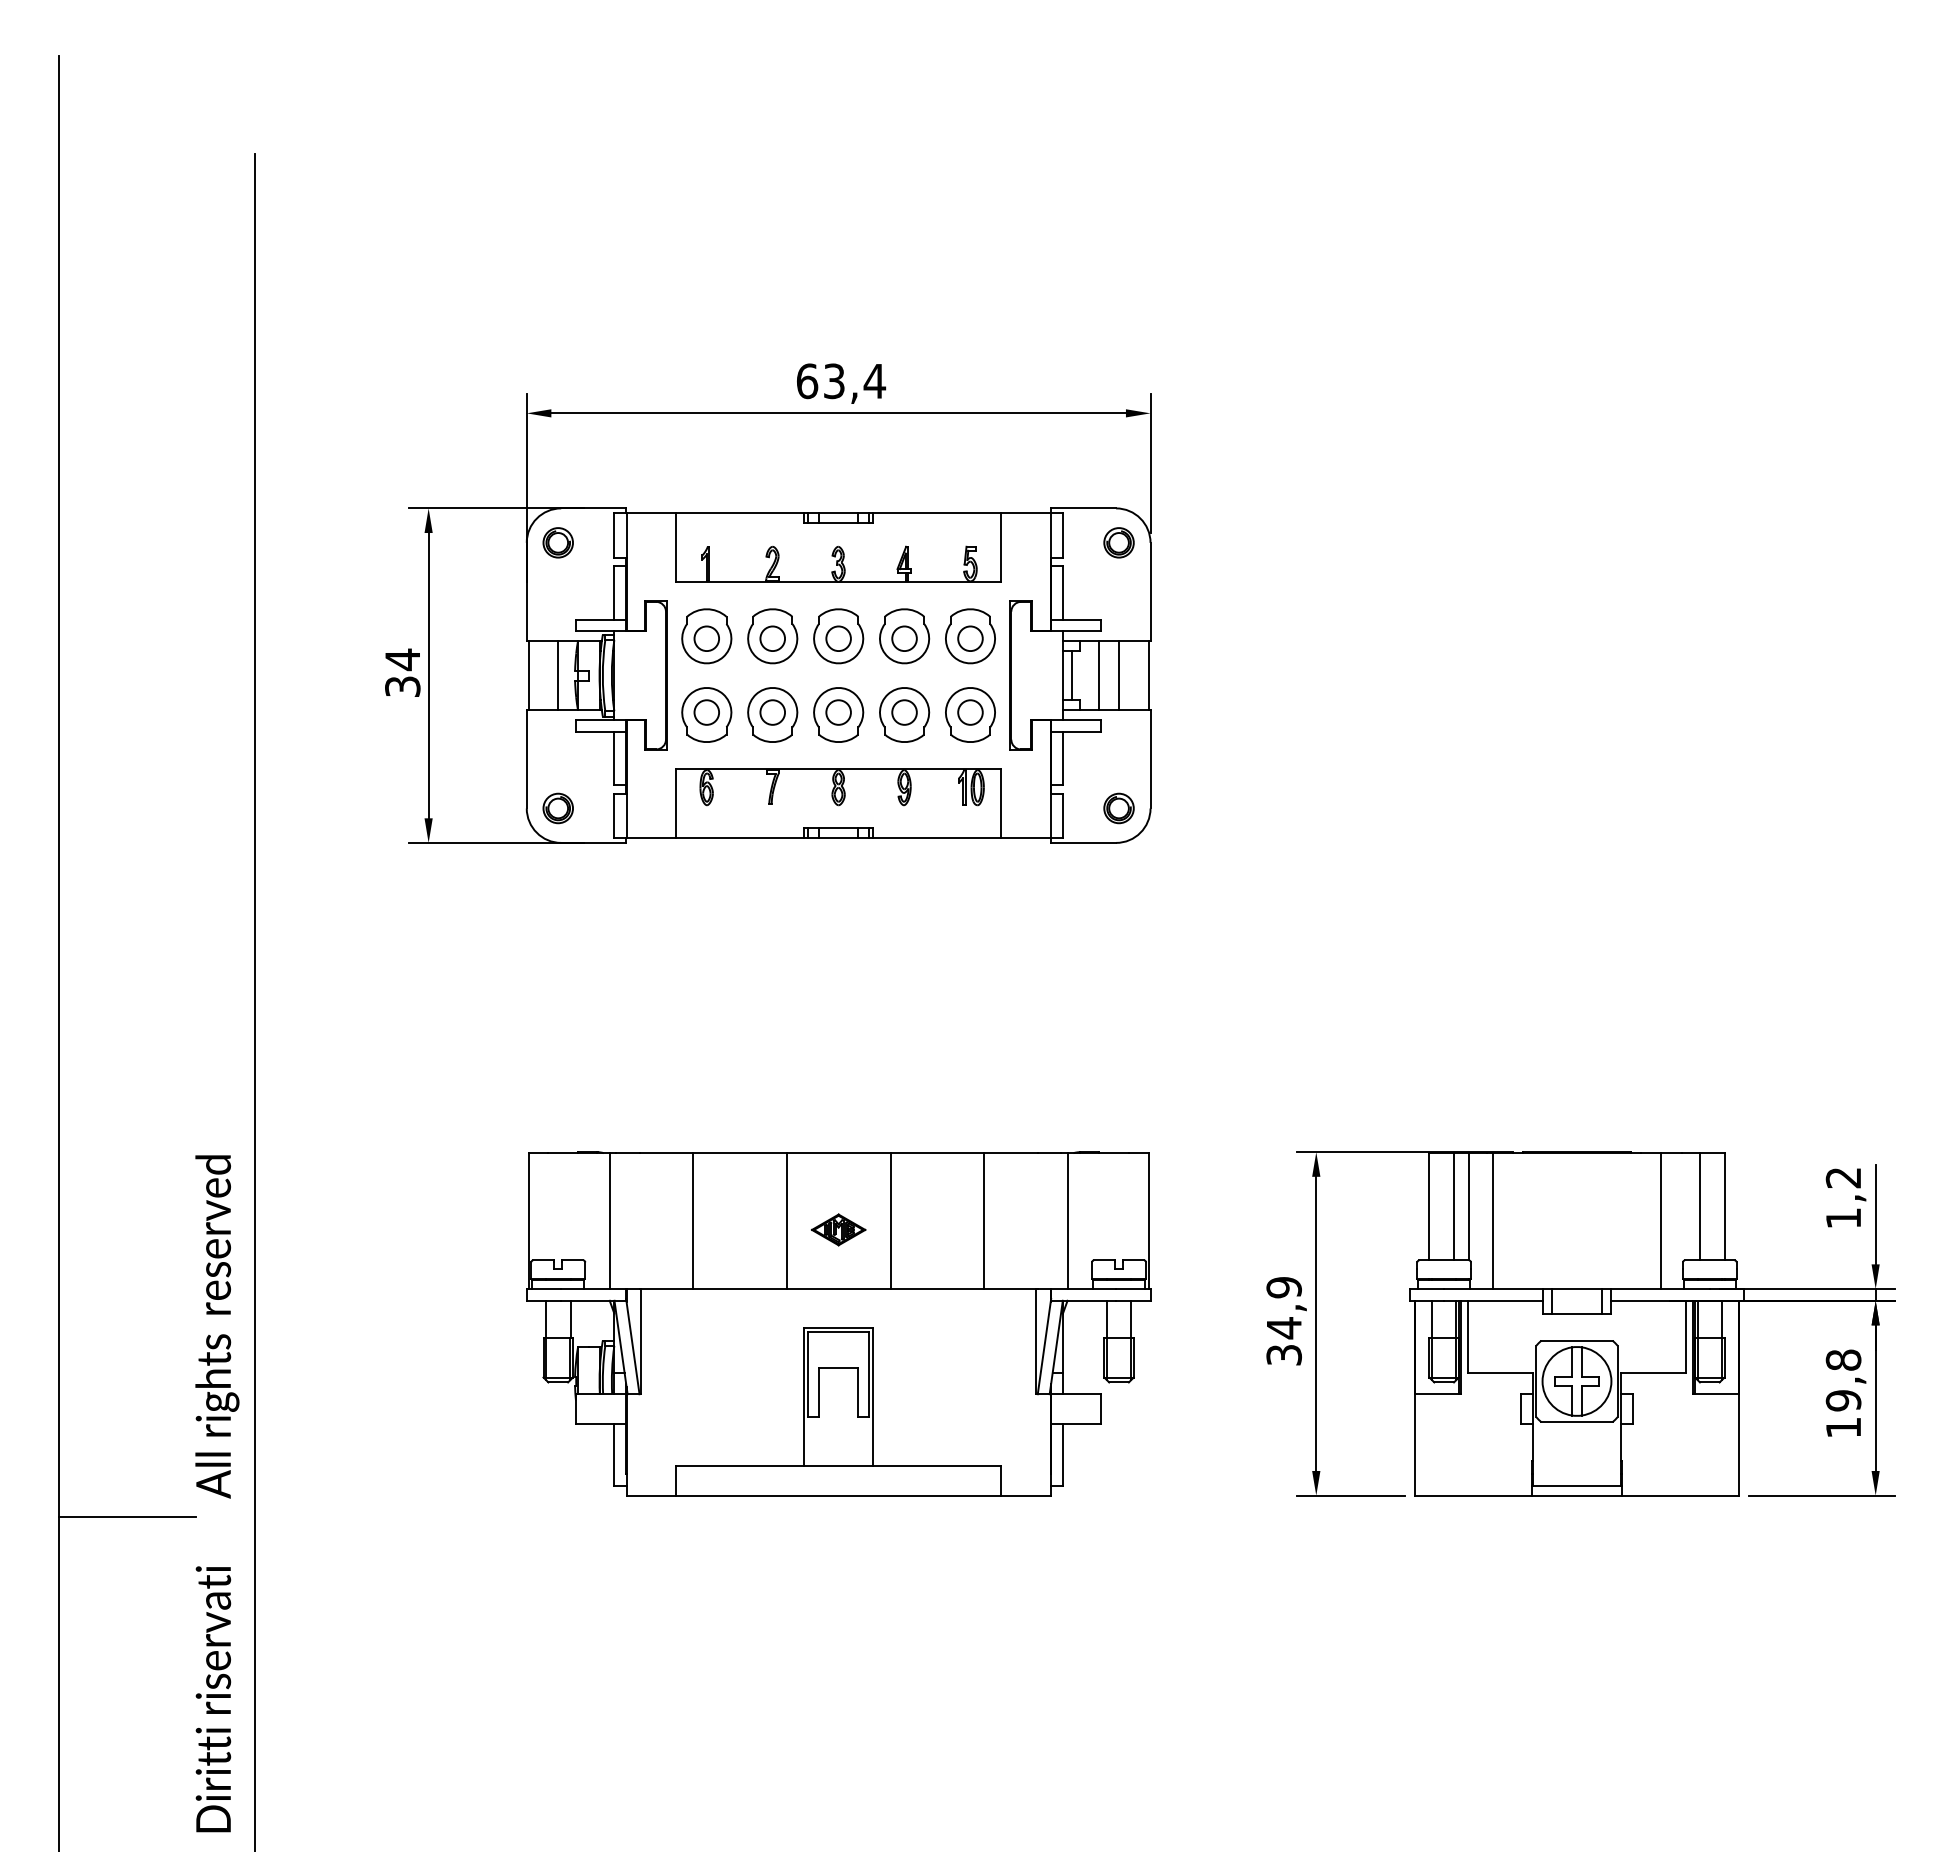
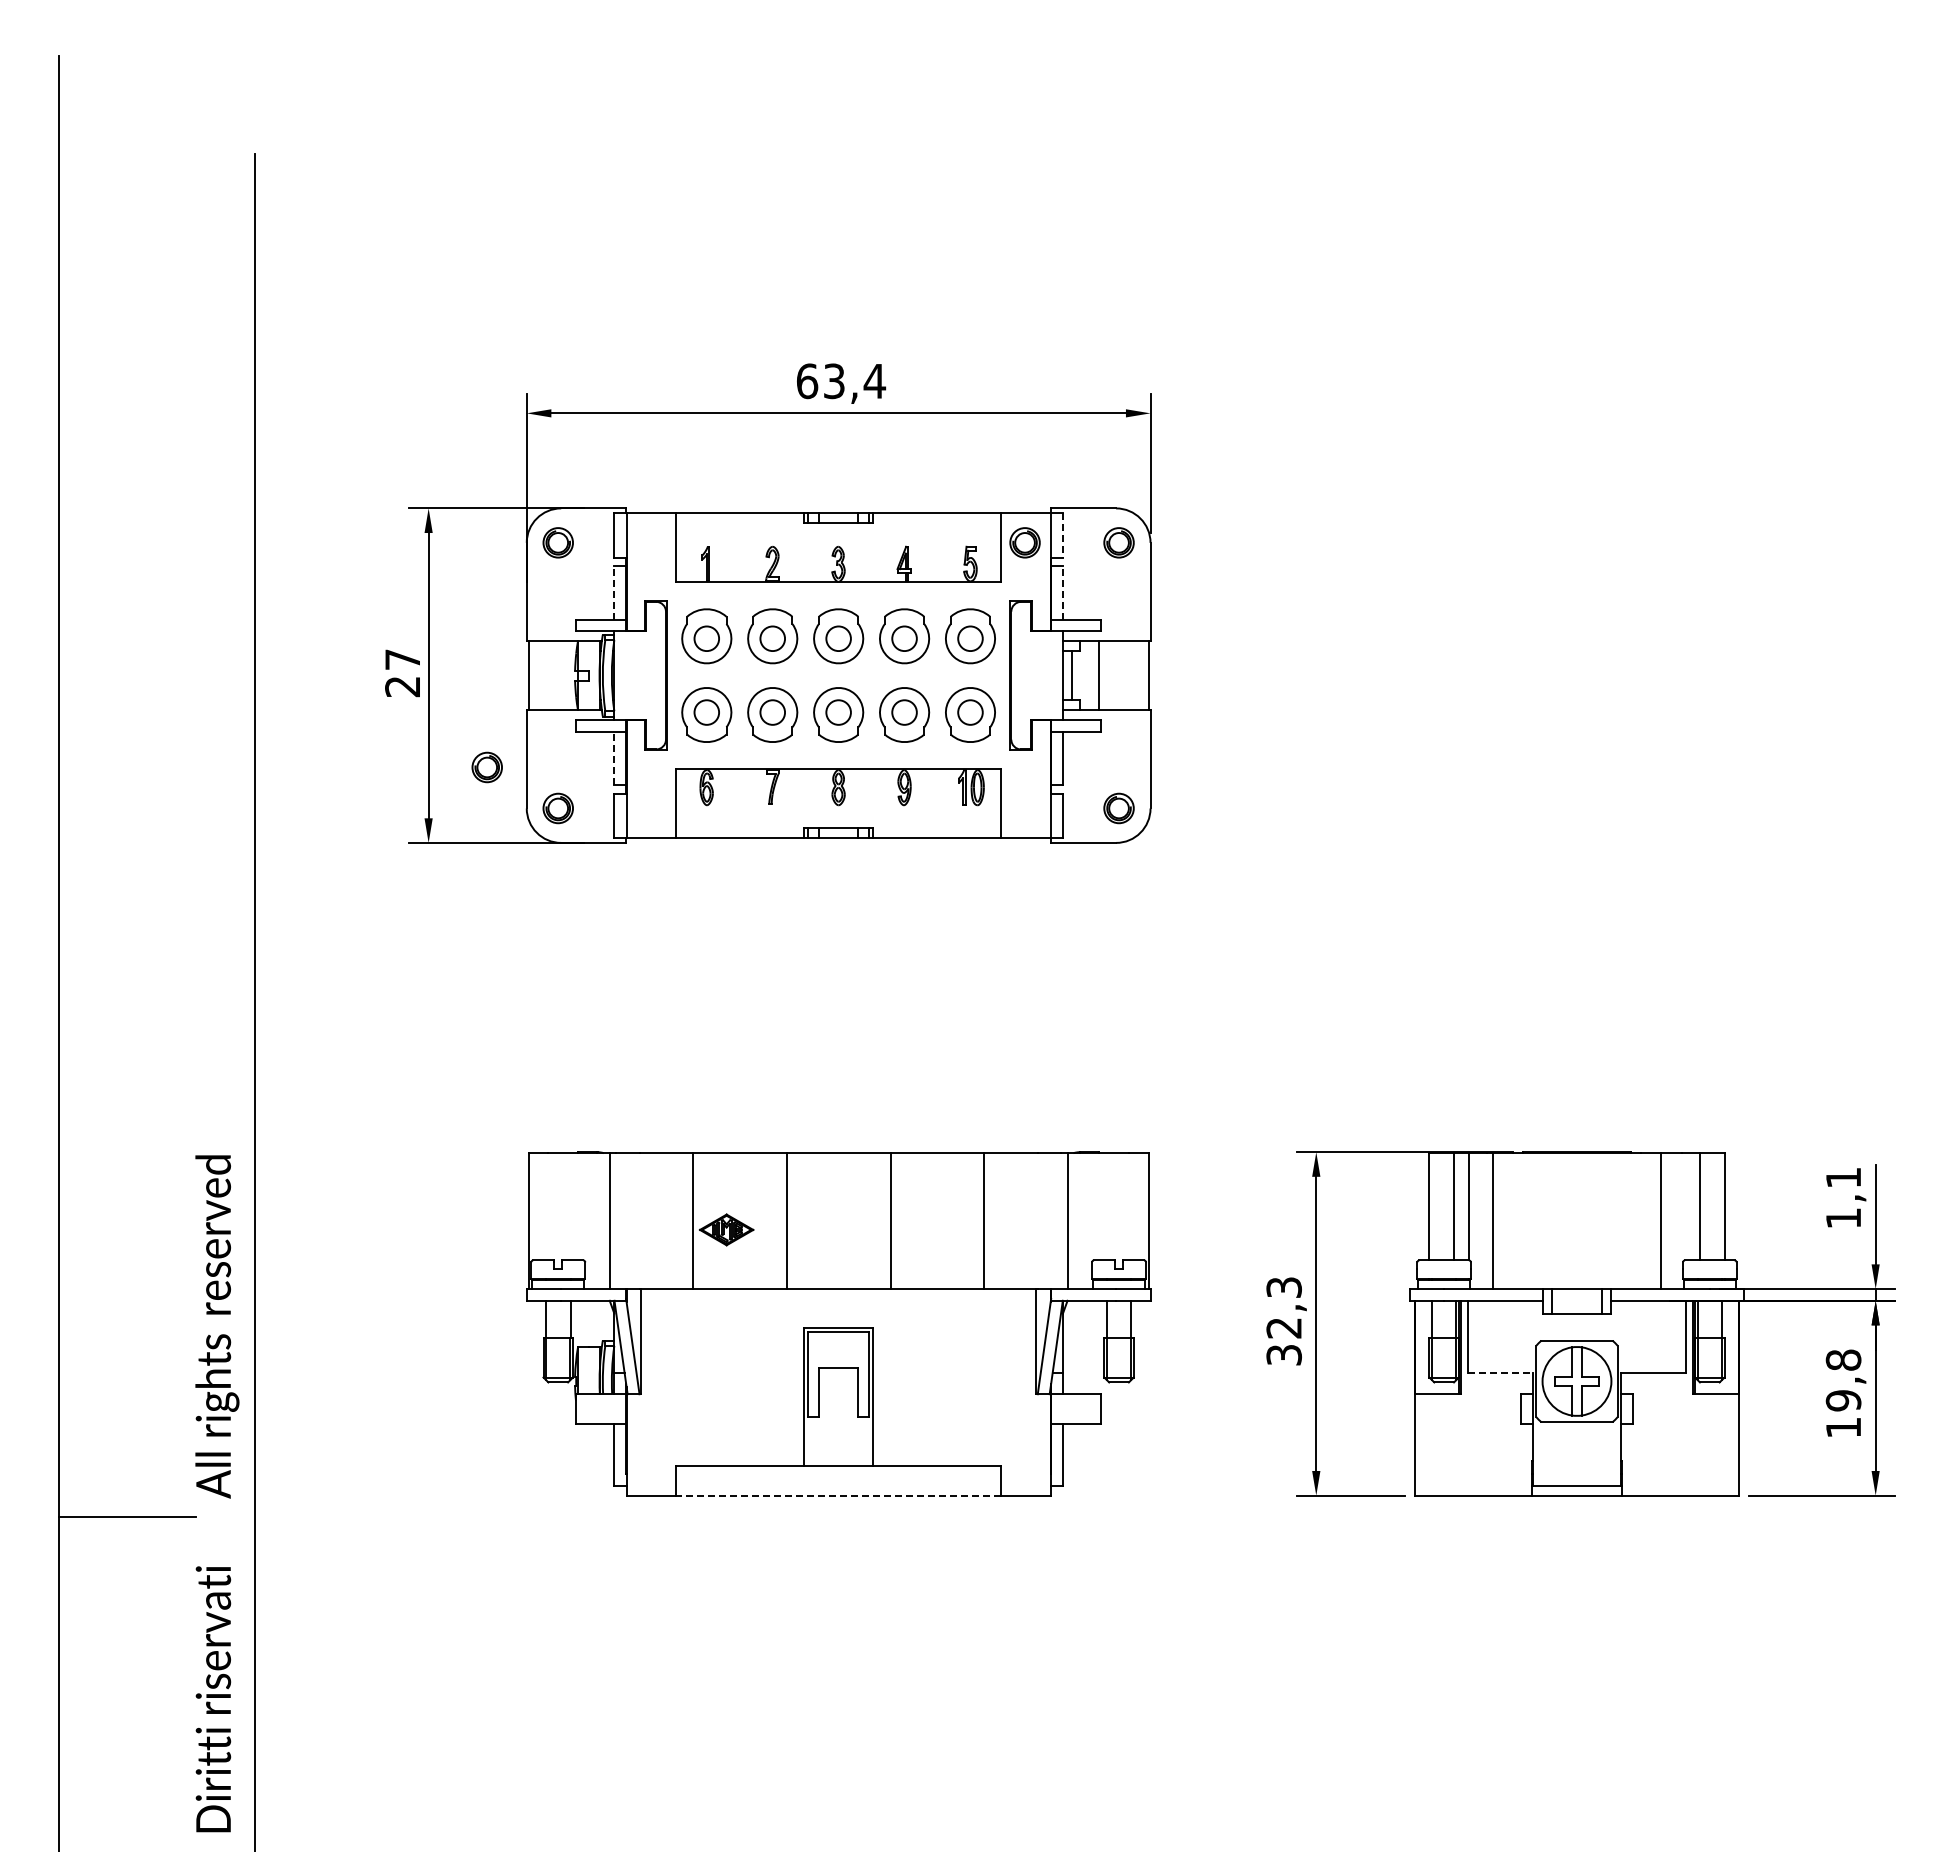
line: solid -> dashed (1062, 535)
part: none -> present (1024, 542)
line: solid -> dashed (614, 593)
line: solid -> dashed (1062, 593)
text: 34 -> 27 (402, 672)
line: present -> none (558, 675)
line: present -> none (1119, 675)
line: solid -> dashed (614, 758)
part: none -> present (486, 767)
text: 1,2 -> 1,1 (1842, 1178)
part position: (838, 1229) -> (726, 1229) (726, 1229)
text: 34,9 -> 32,3 (1283, 1308)
line: solid -> dashed (1500, 1372)
line: solid -> dashed (838, 1495)
